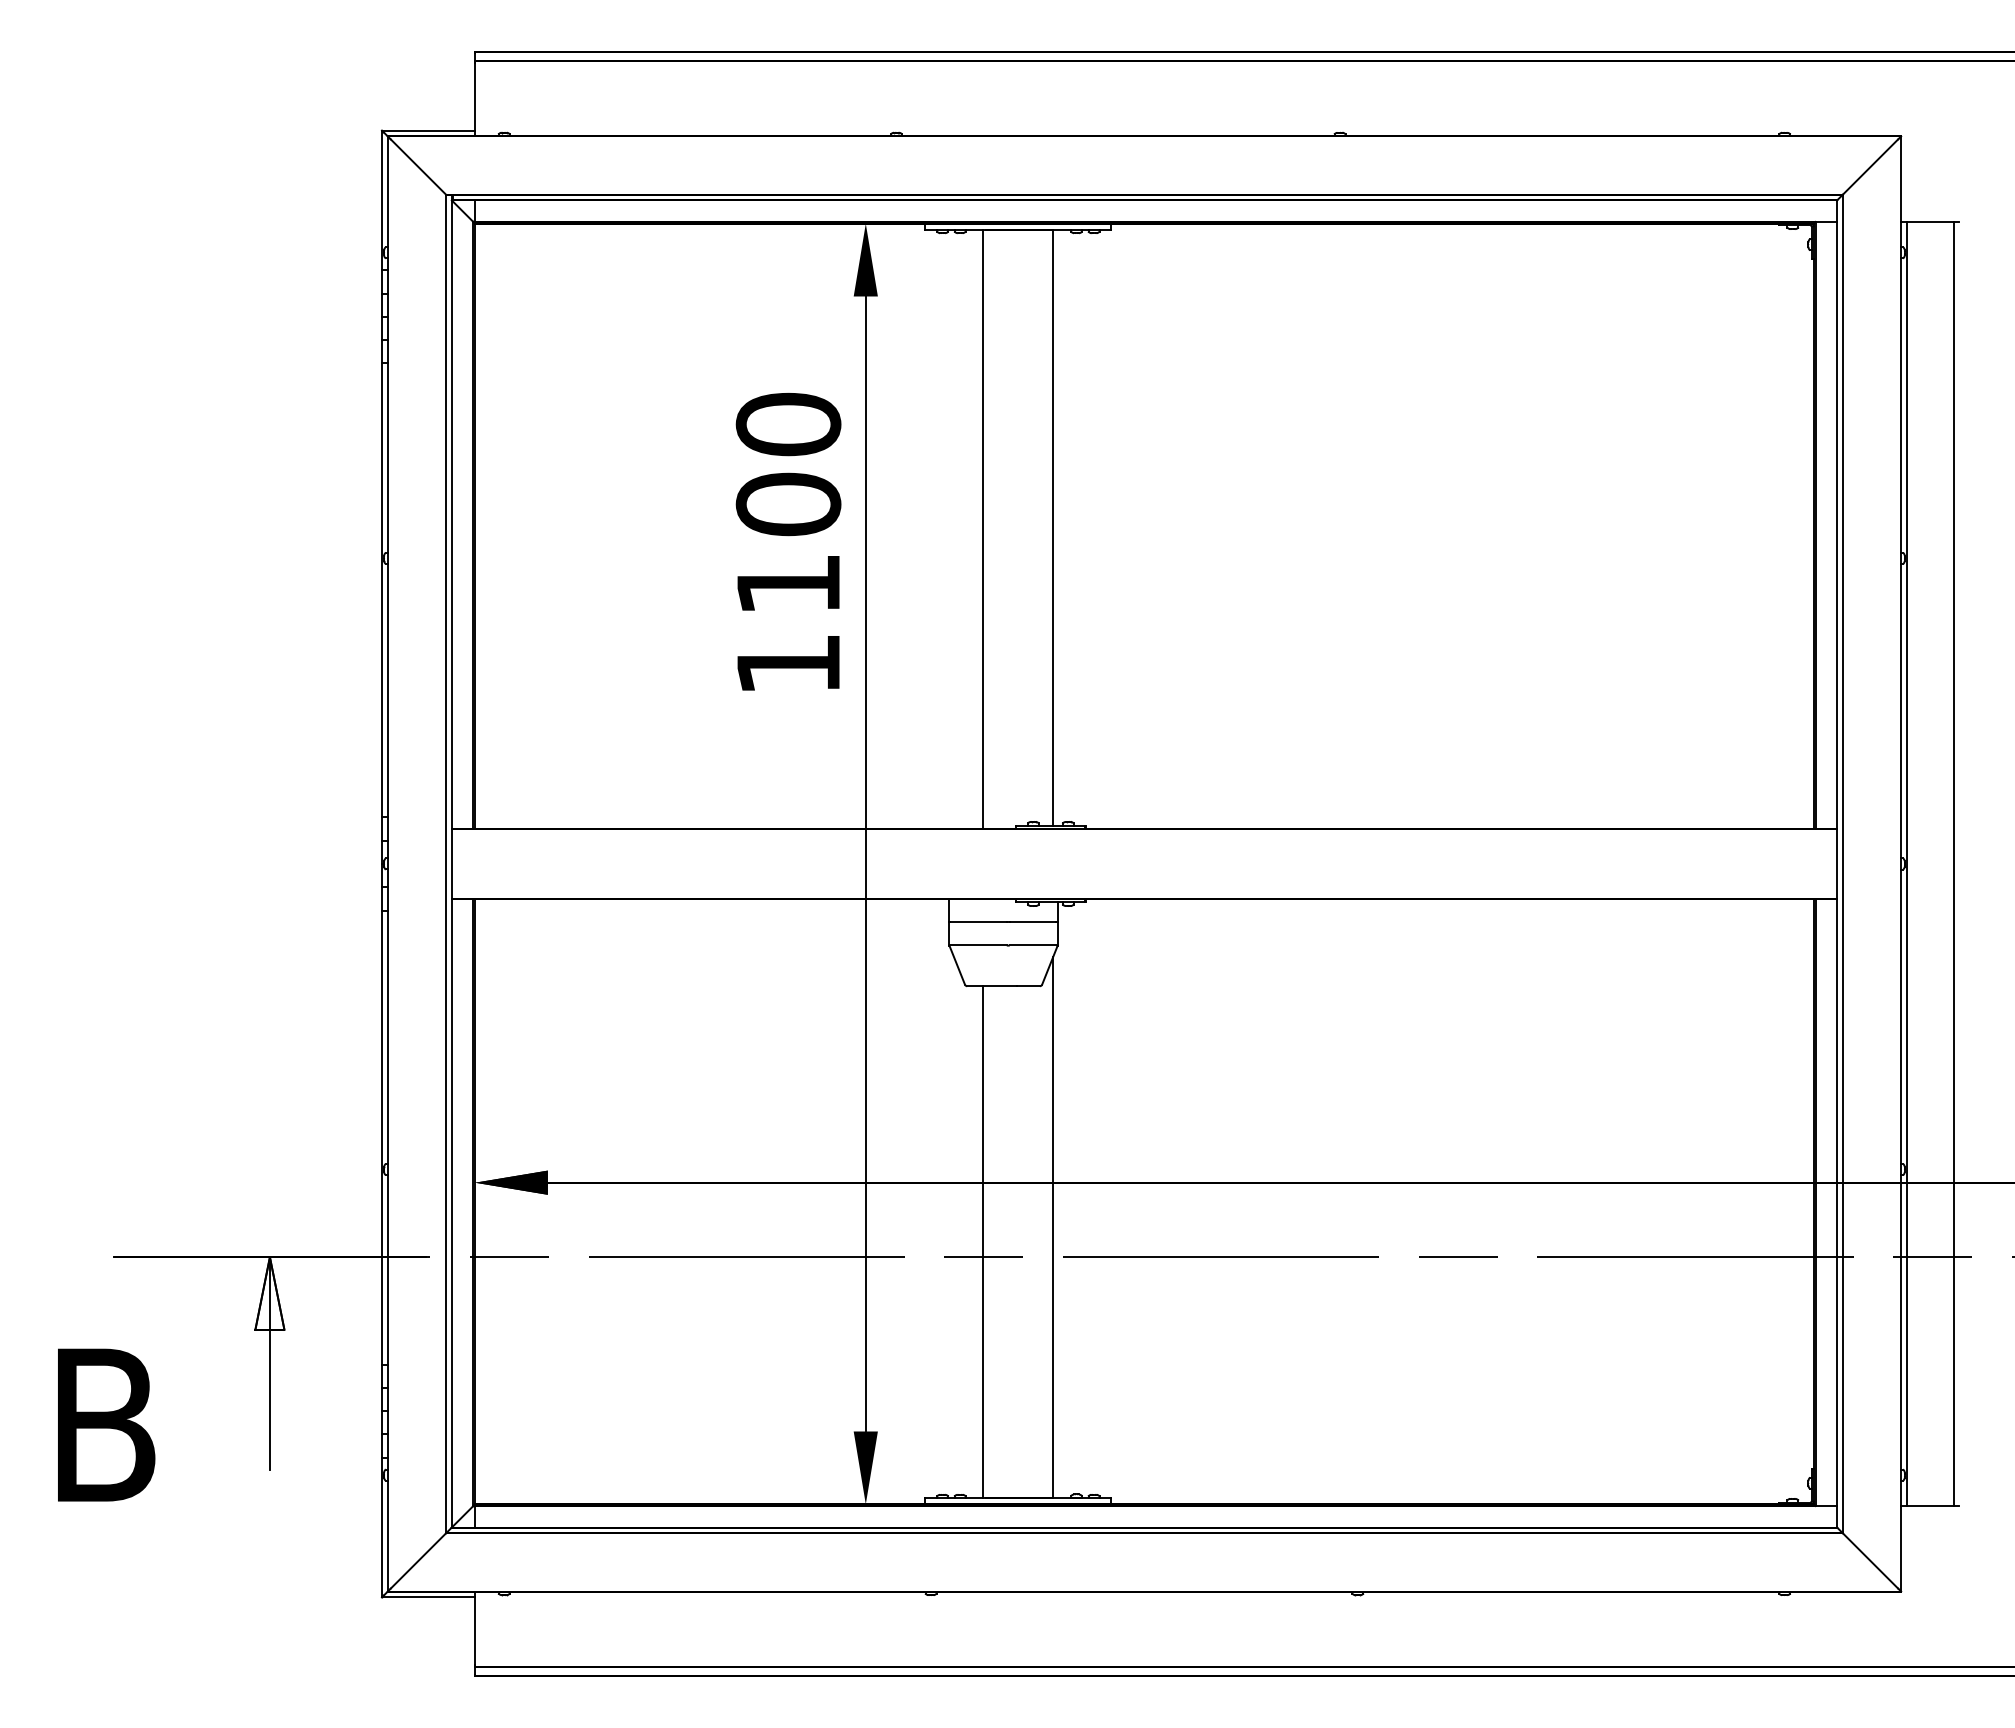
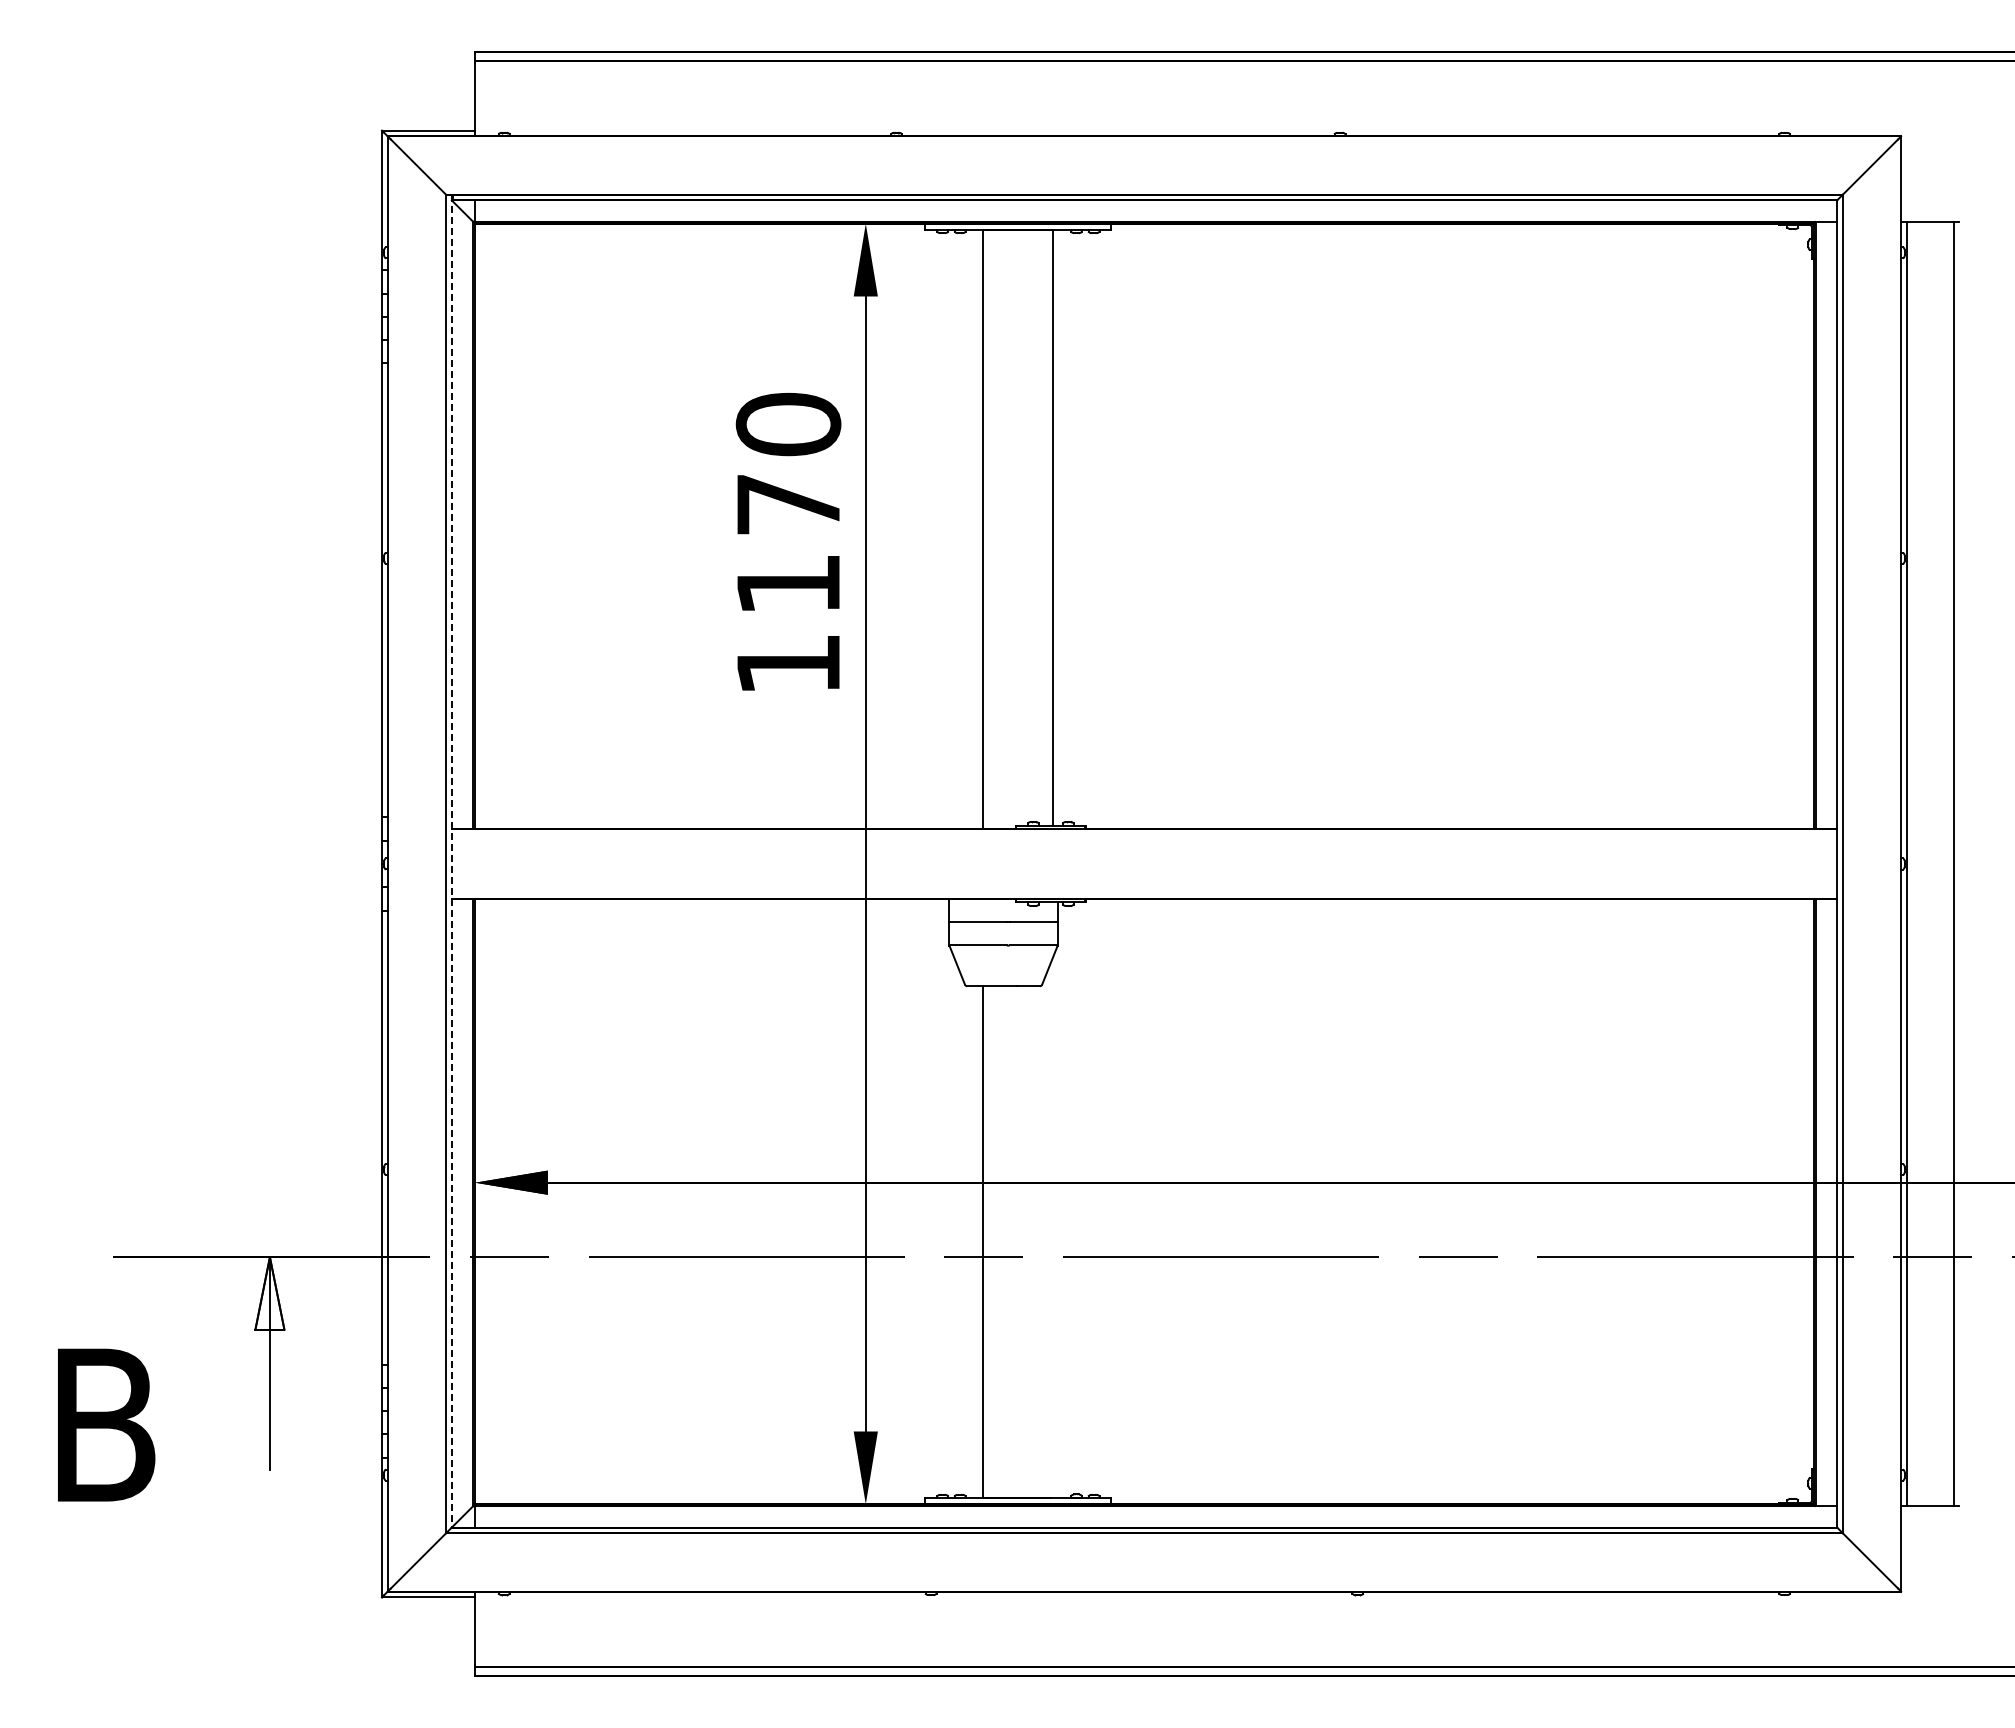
text: 1100 -> 1170 (788, 504)
line: solid -> dashed (451, 861)
line: present -> none (1053, 1227)
